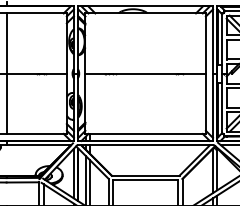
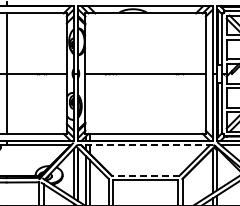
line: solid -> dashed (145, 145)
line: solid -> dashed (145, 175)
